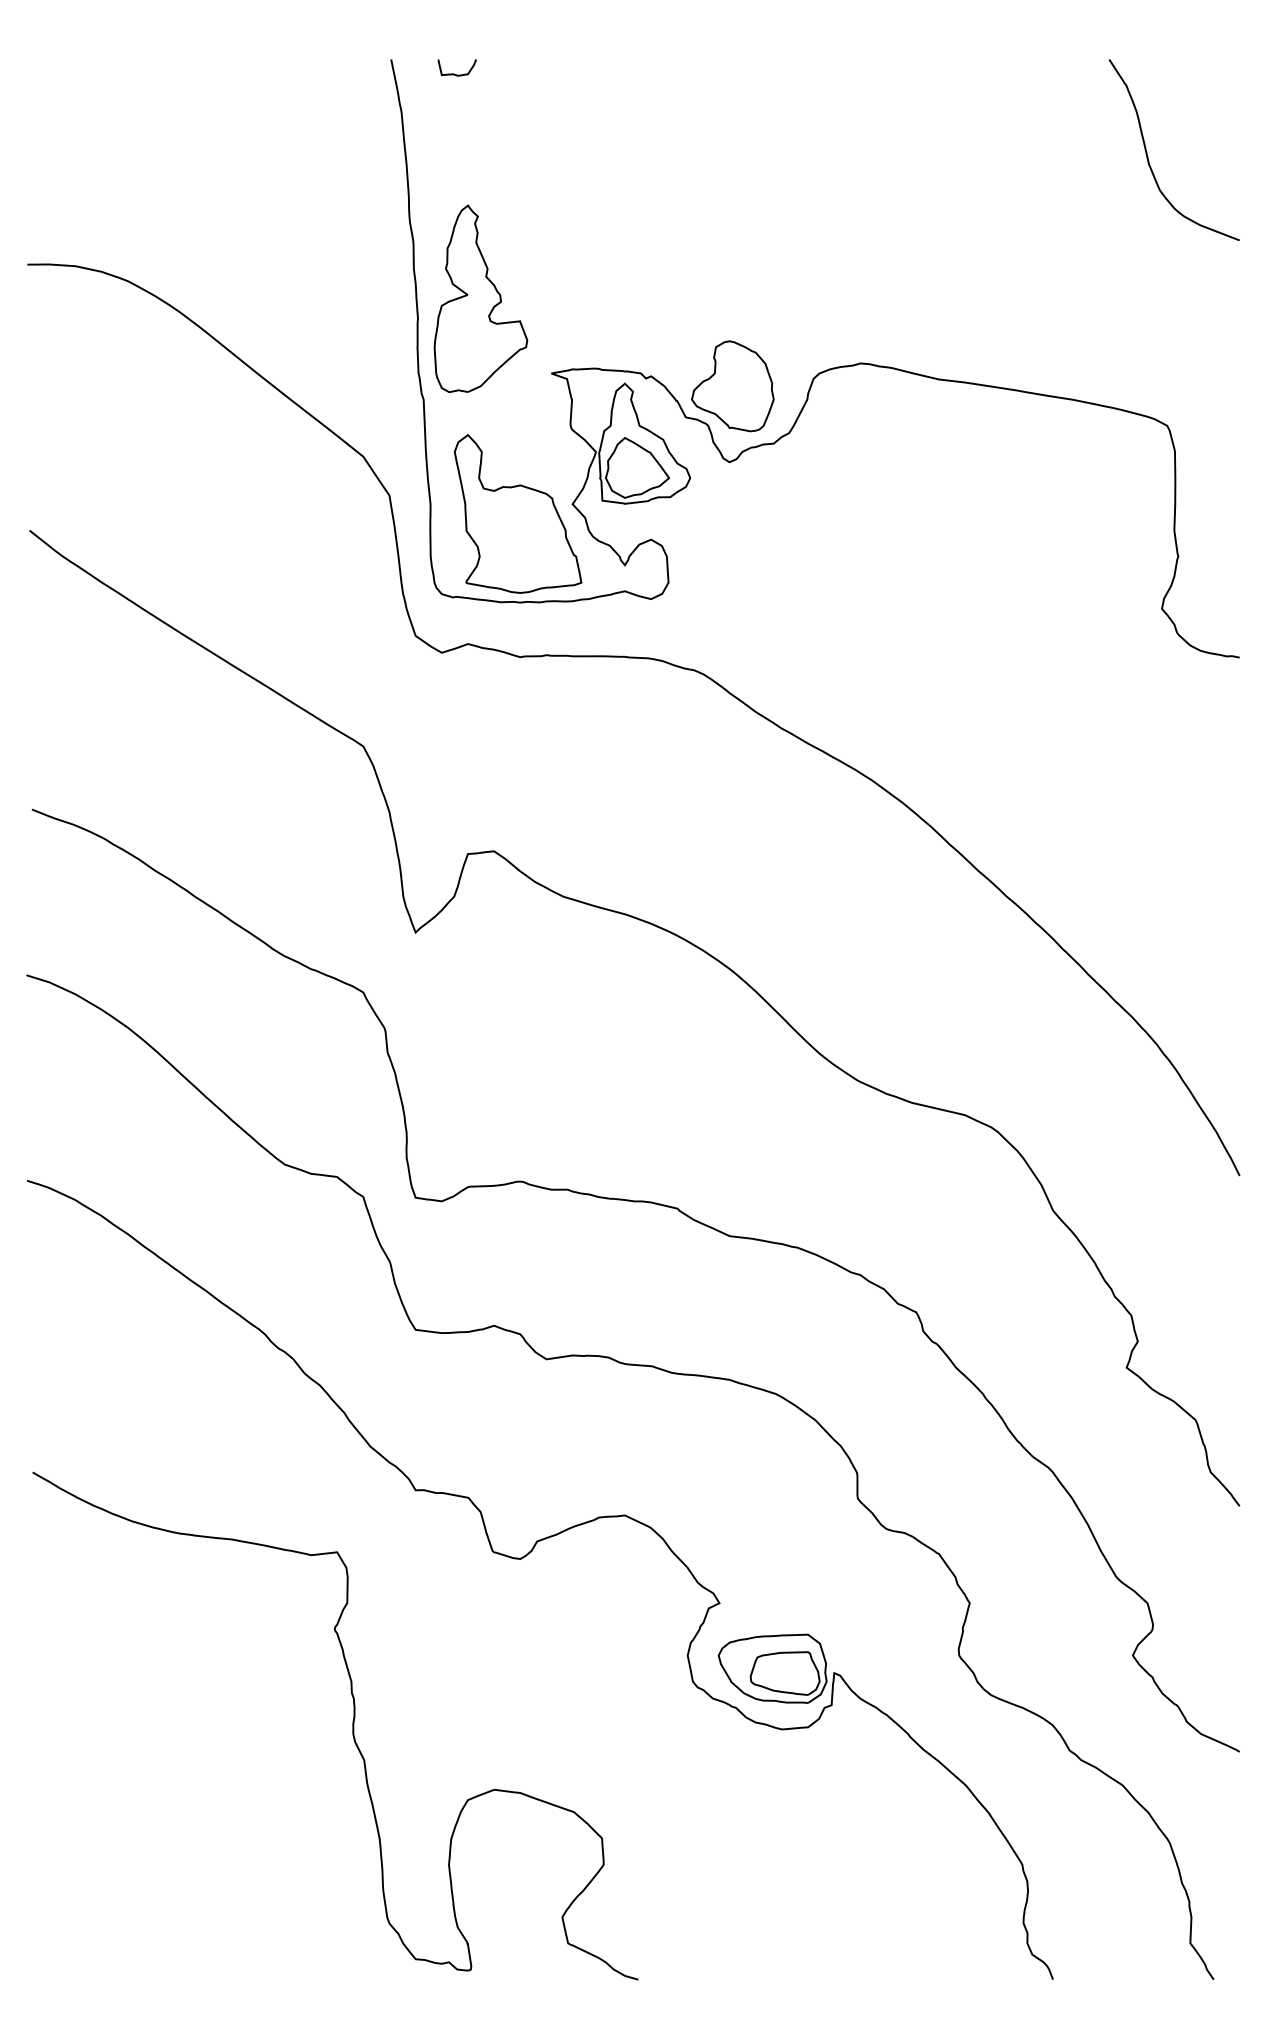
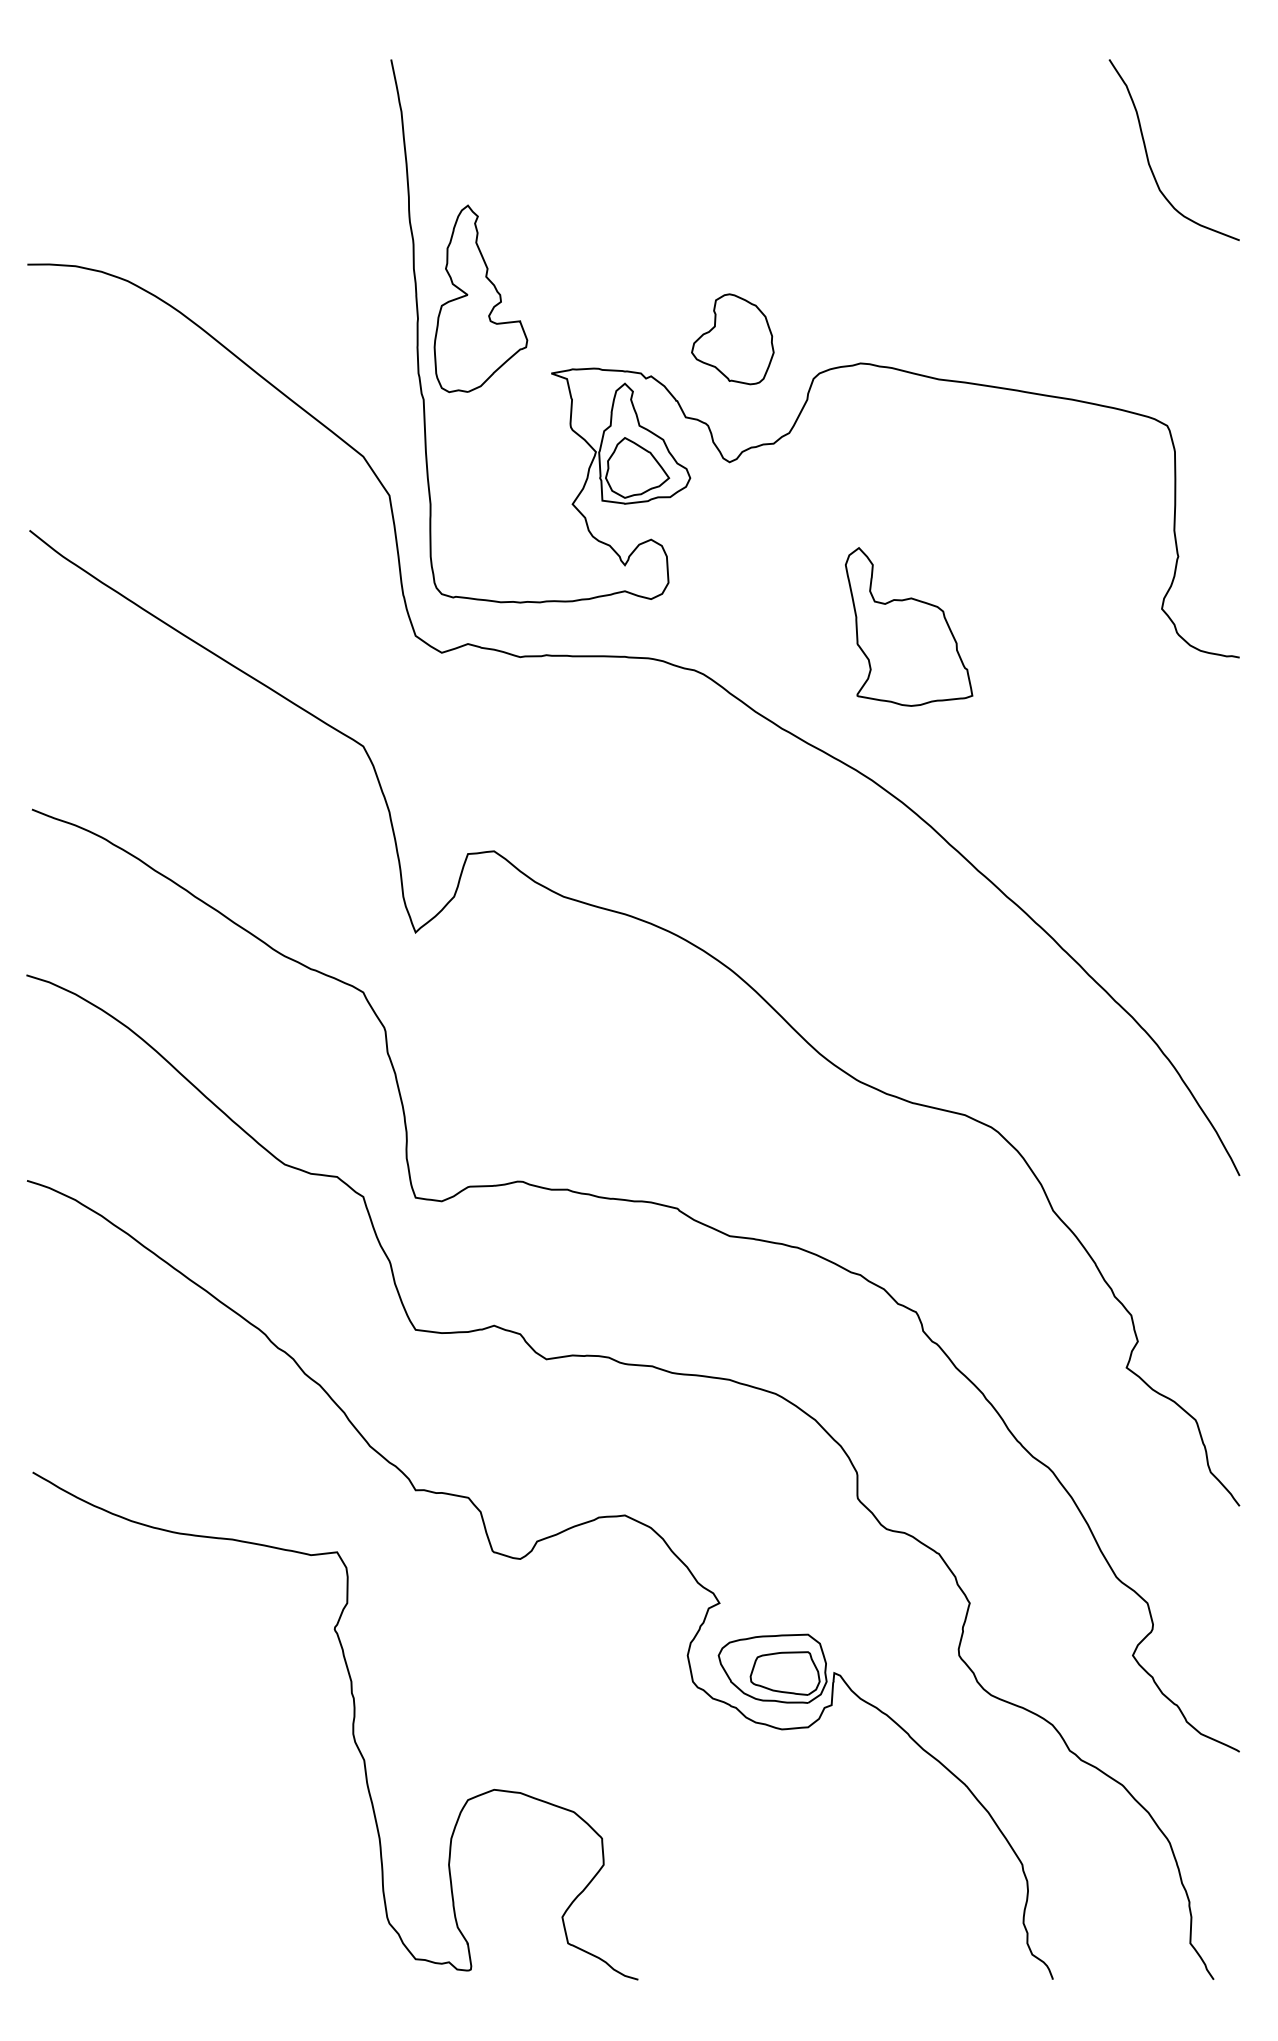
curve: present -> none (454, 73)
part position: (732, 386) -> (732, 339) (732, 339)
part position: (518, 513) -> (909, 626) (909, 626)
